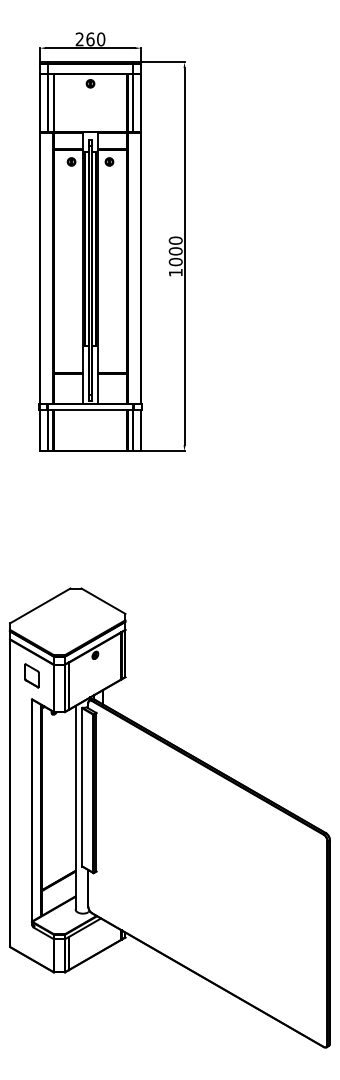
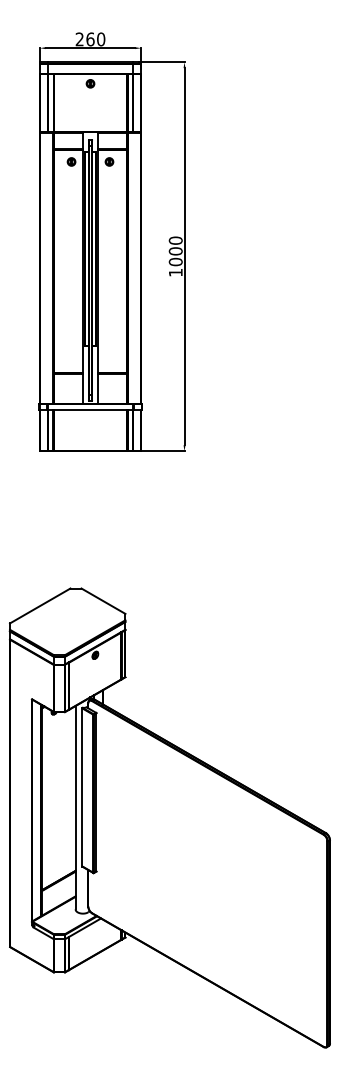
part: present -> none (31, 675)
